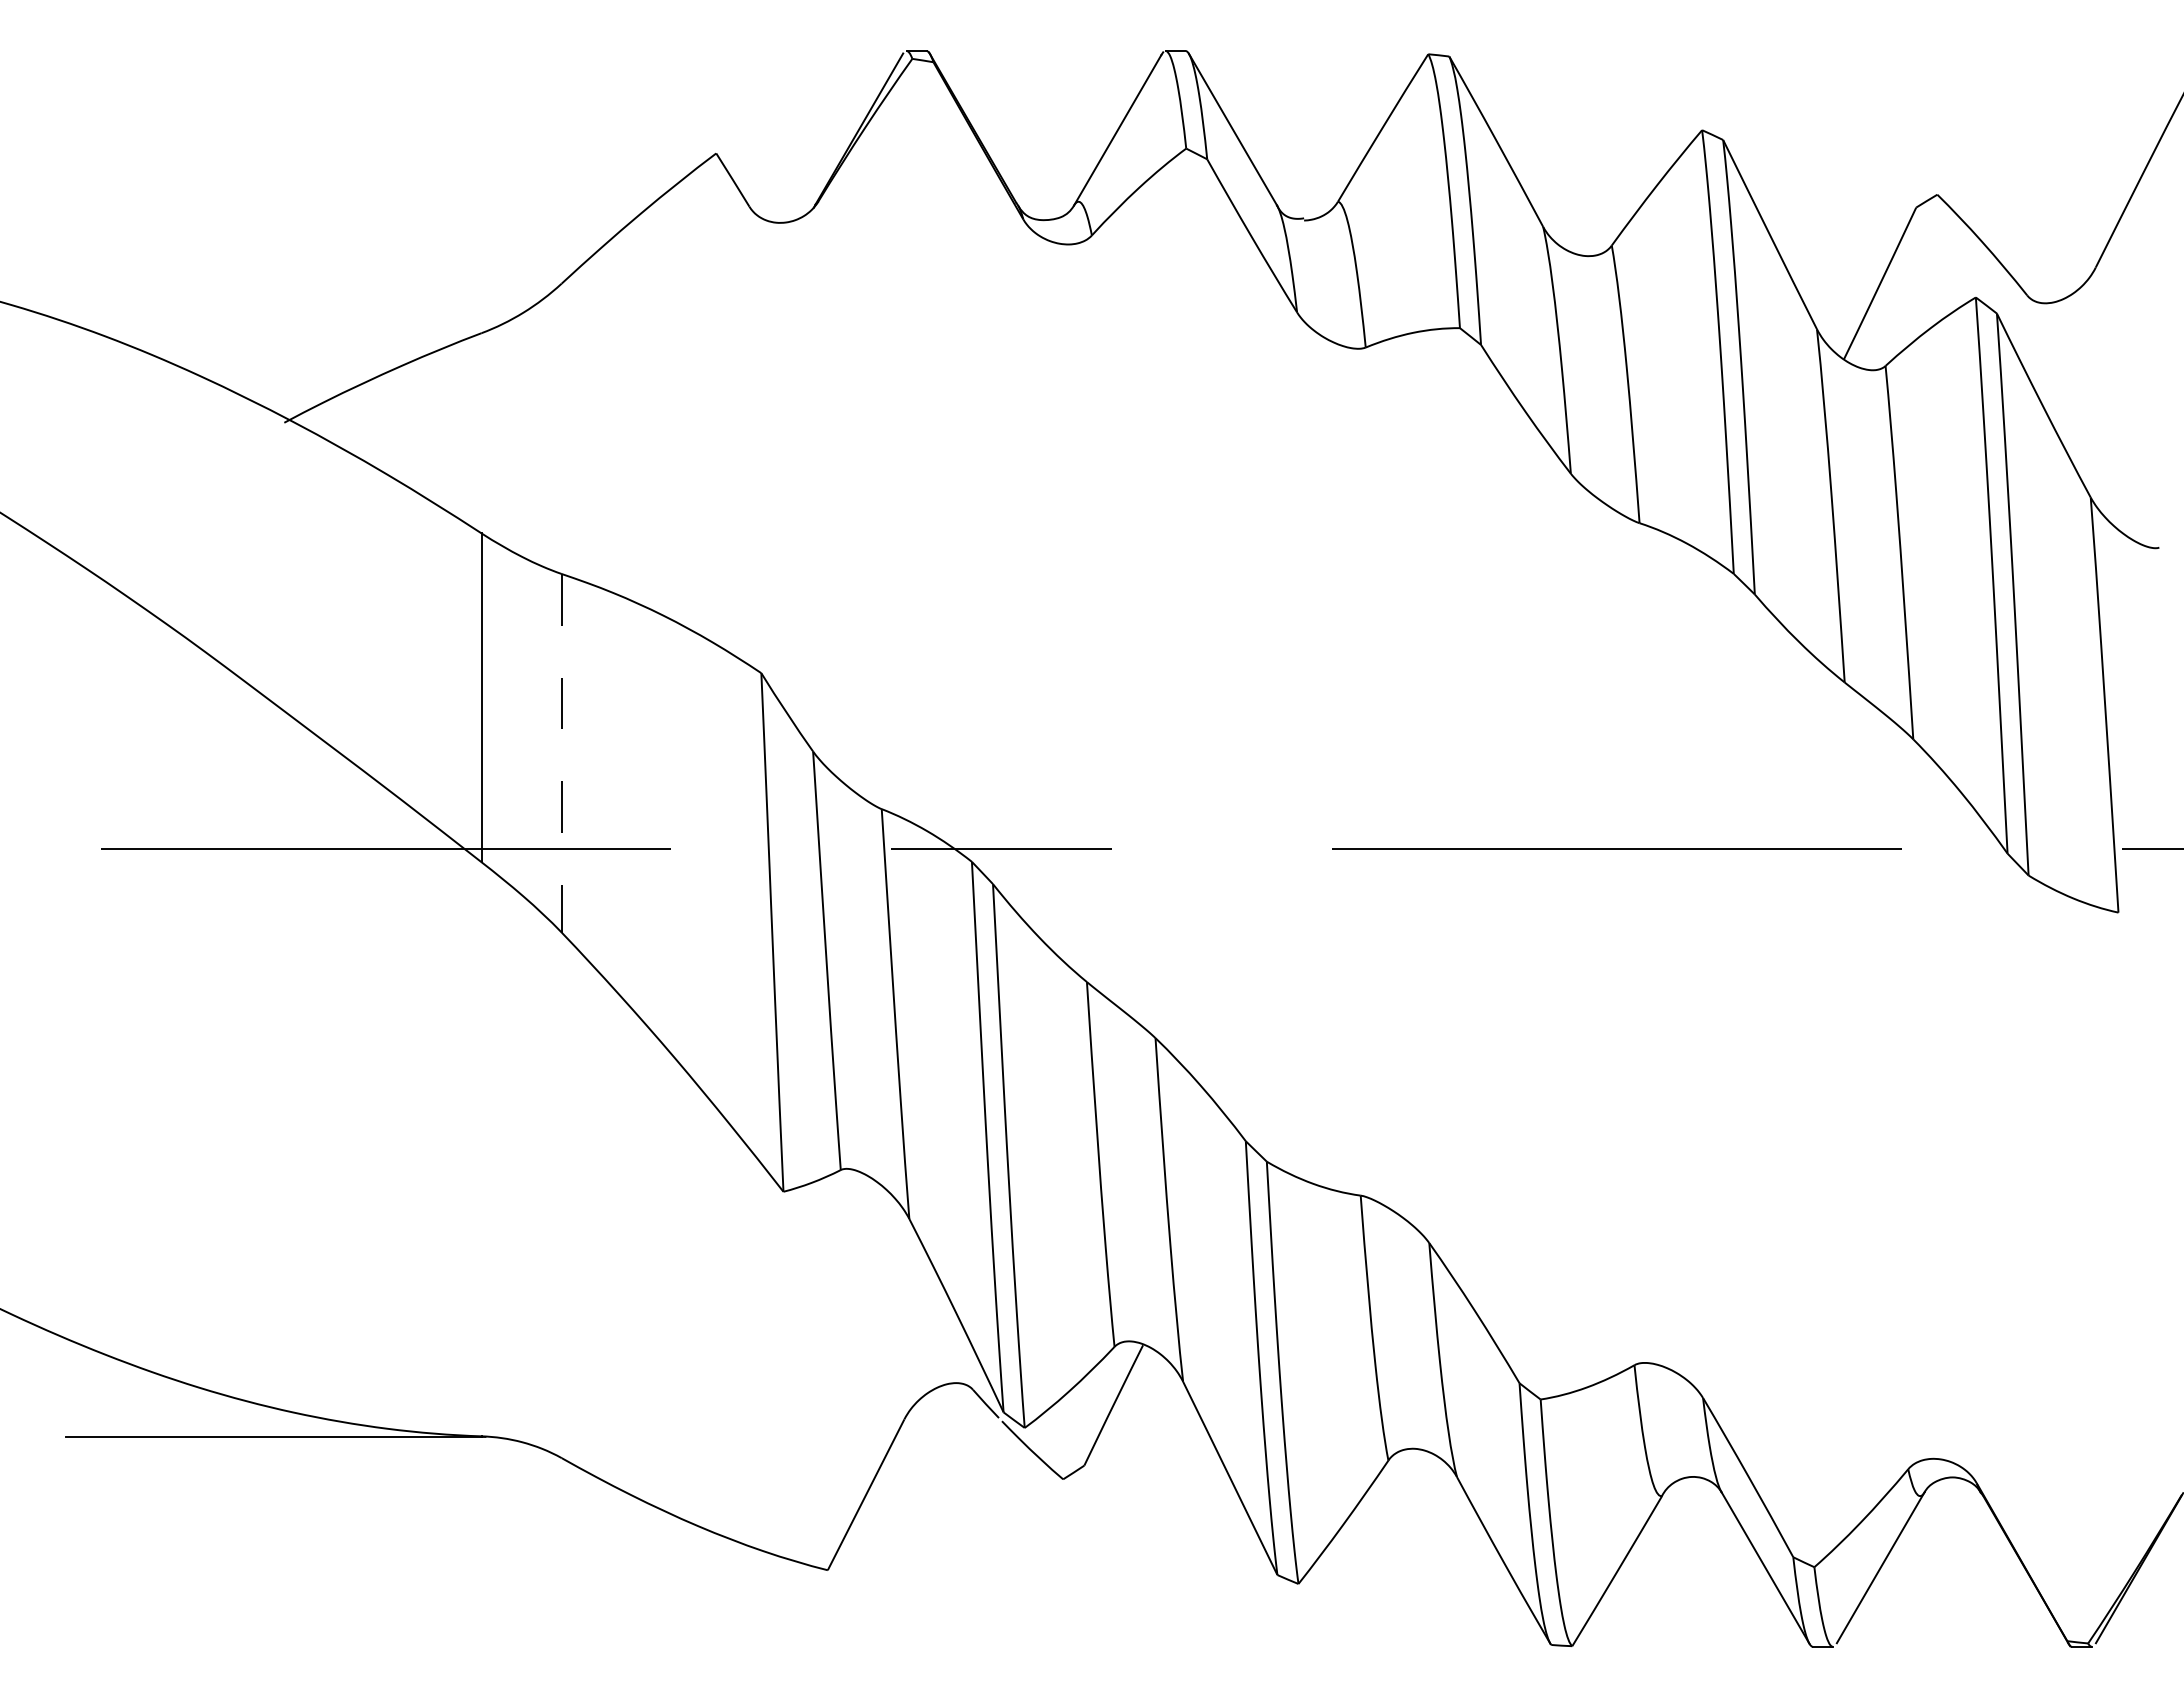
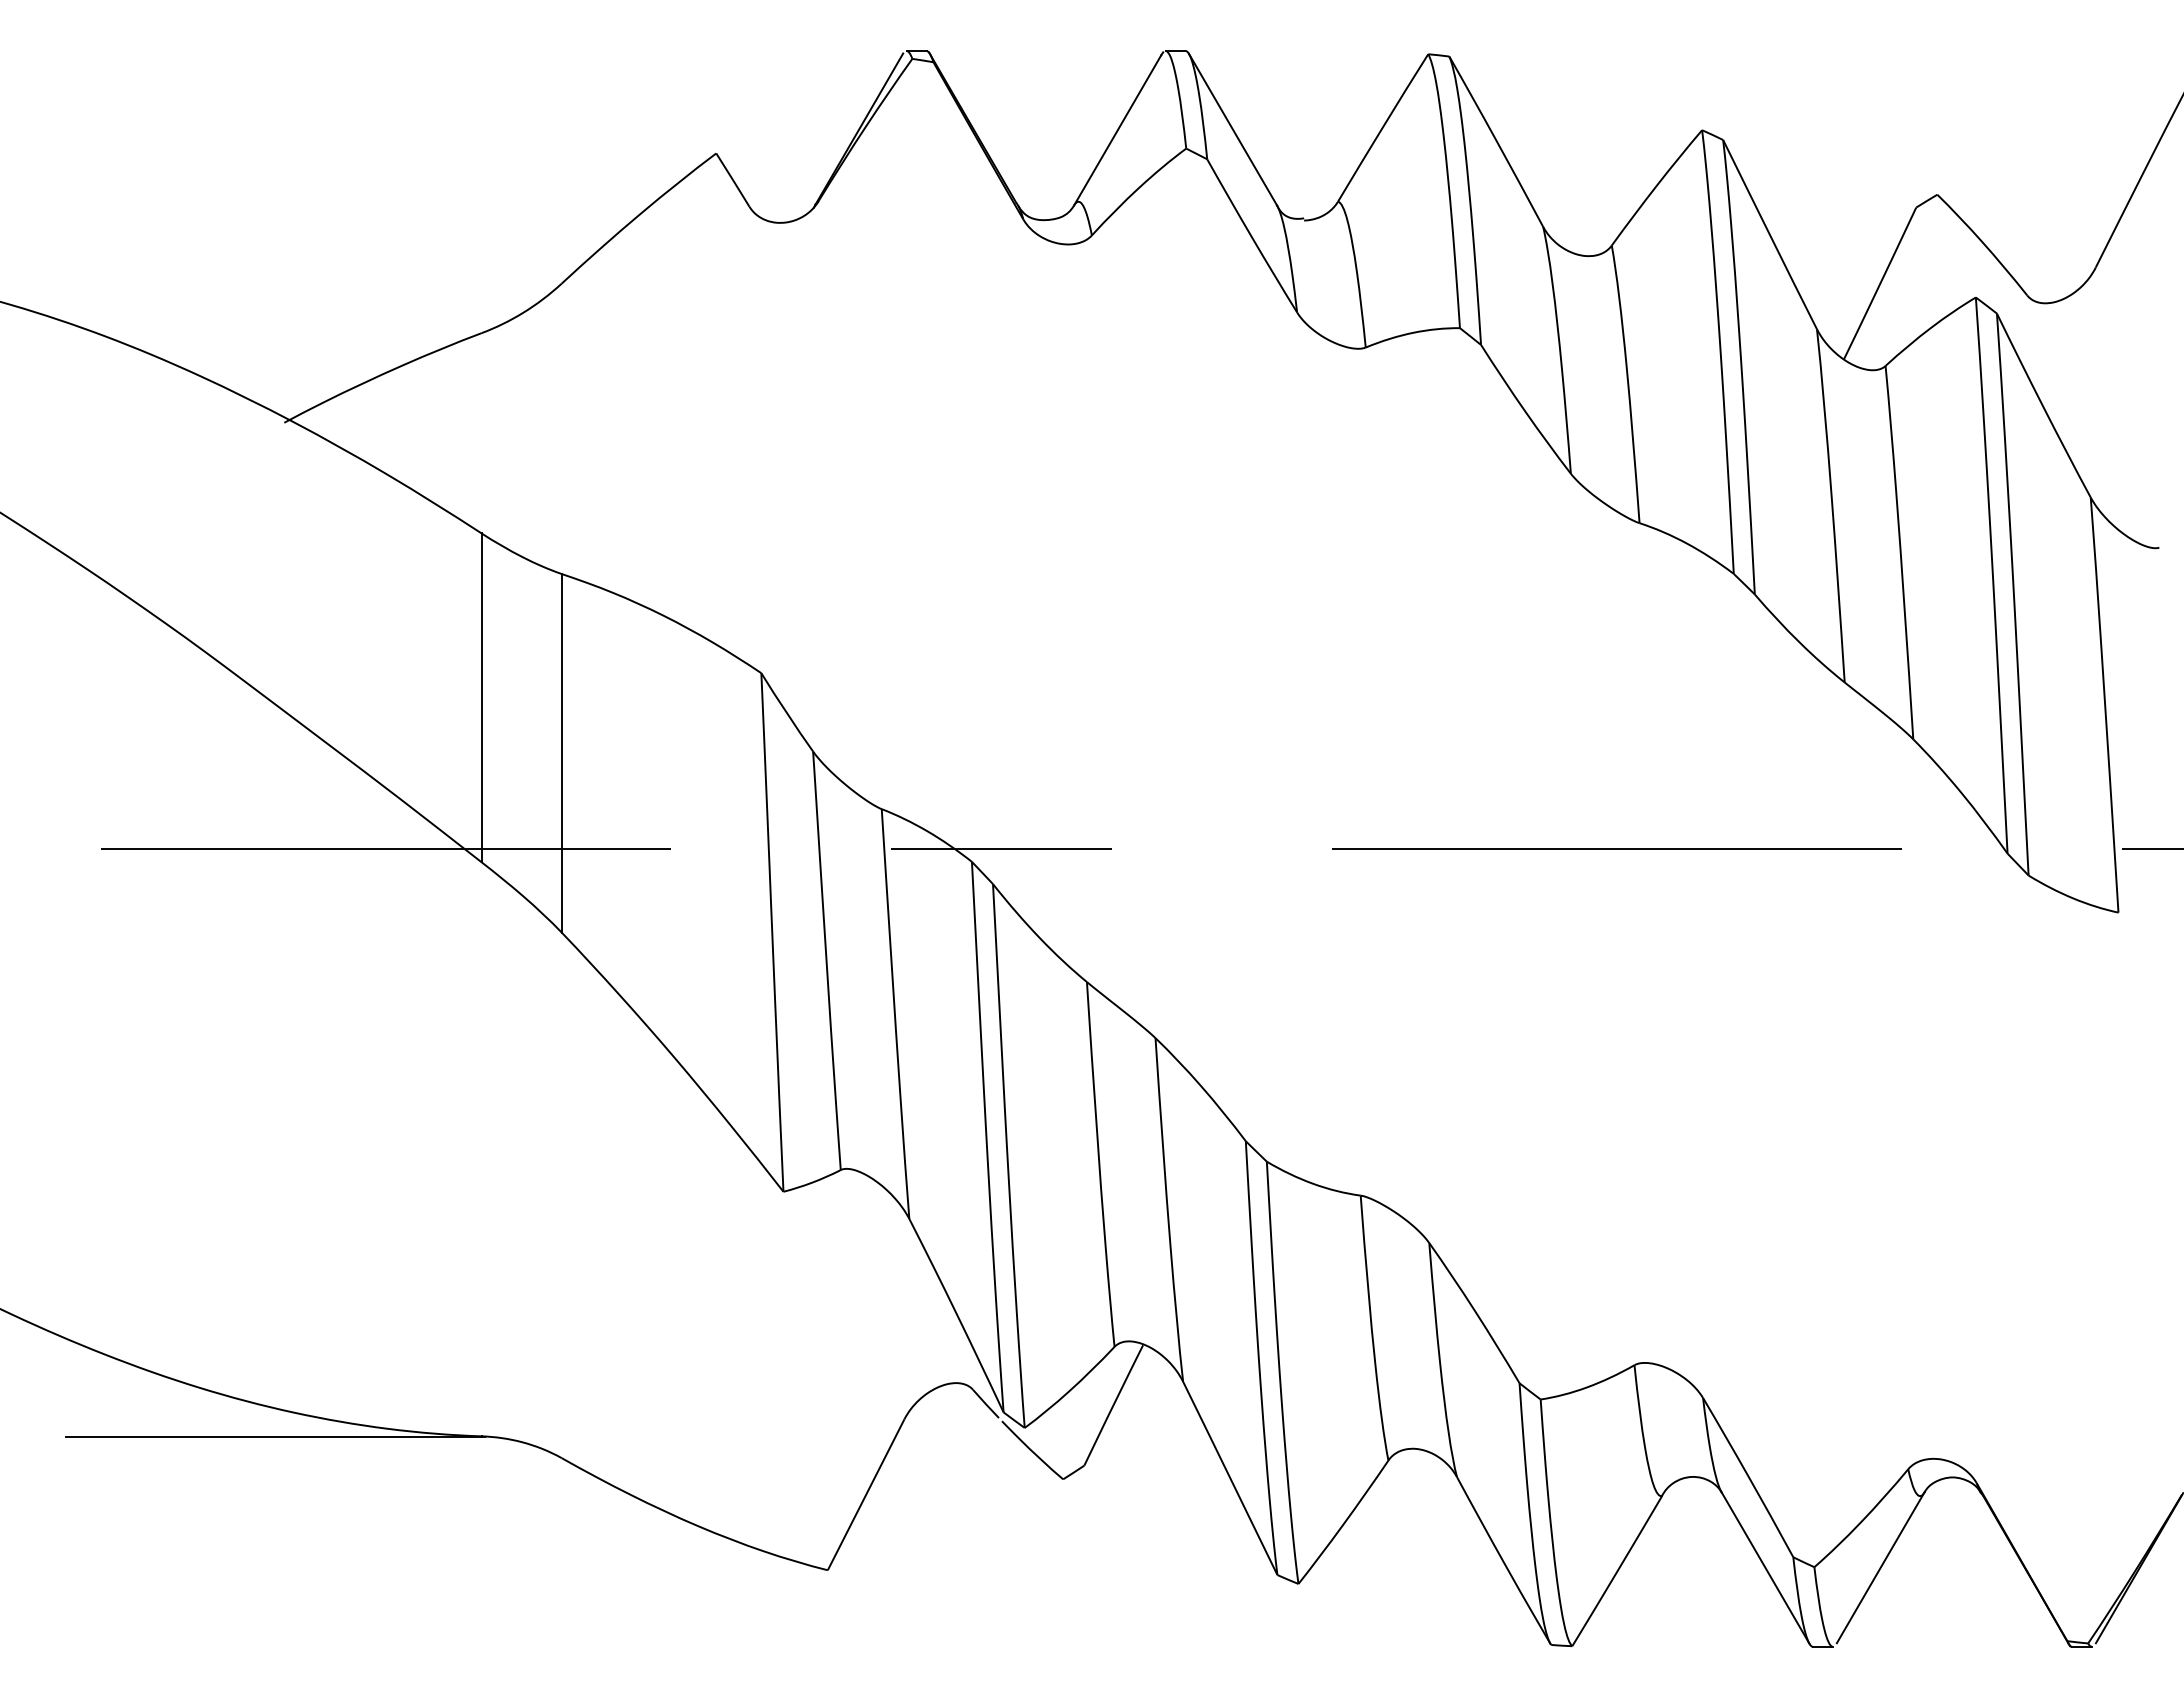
line: dashed -> solid (561, 753)
